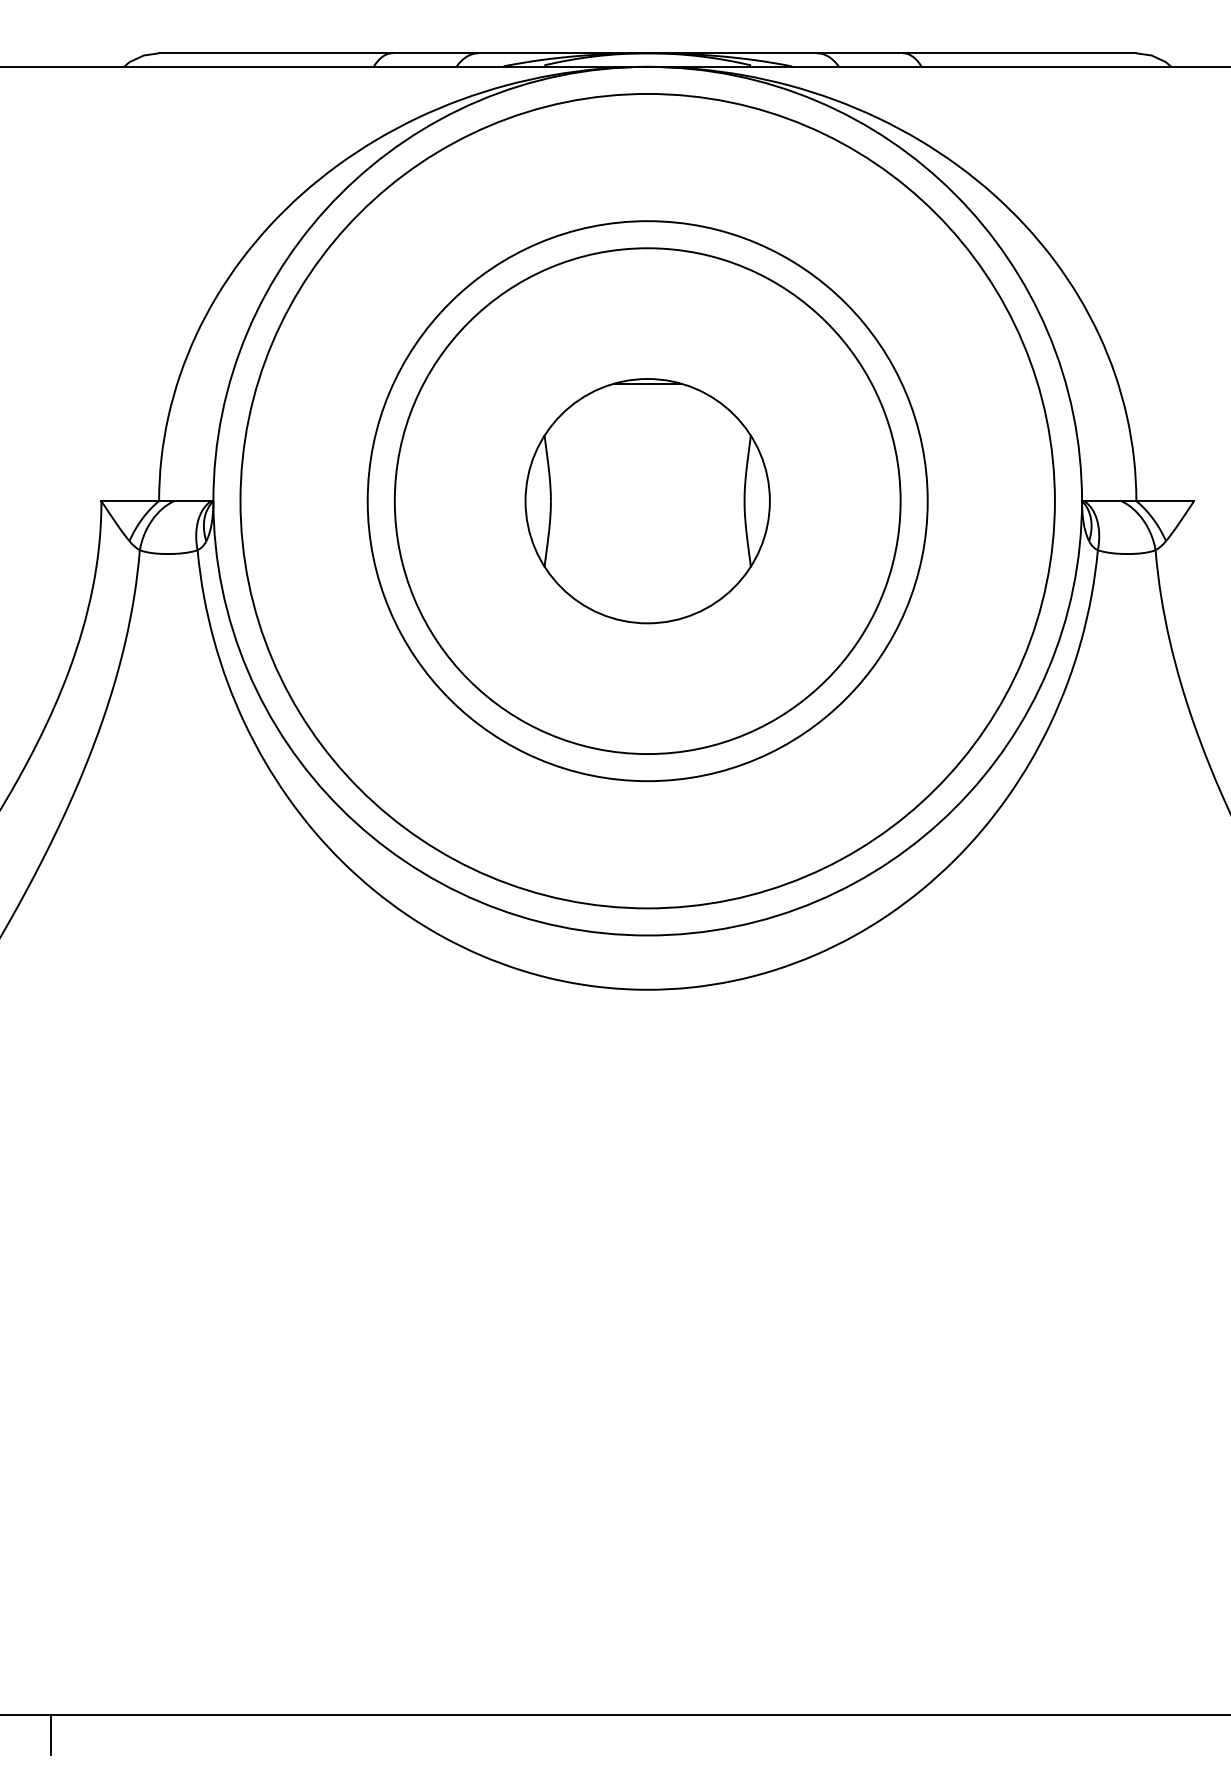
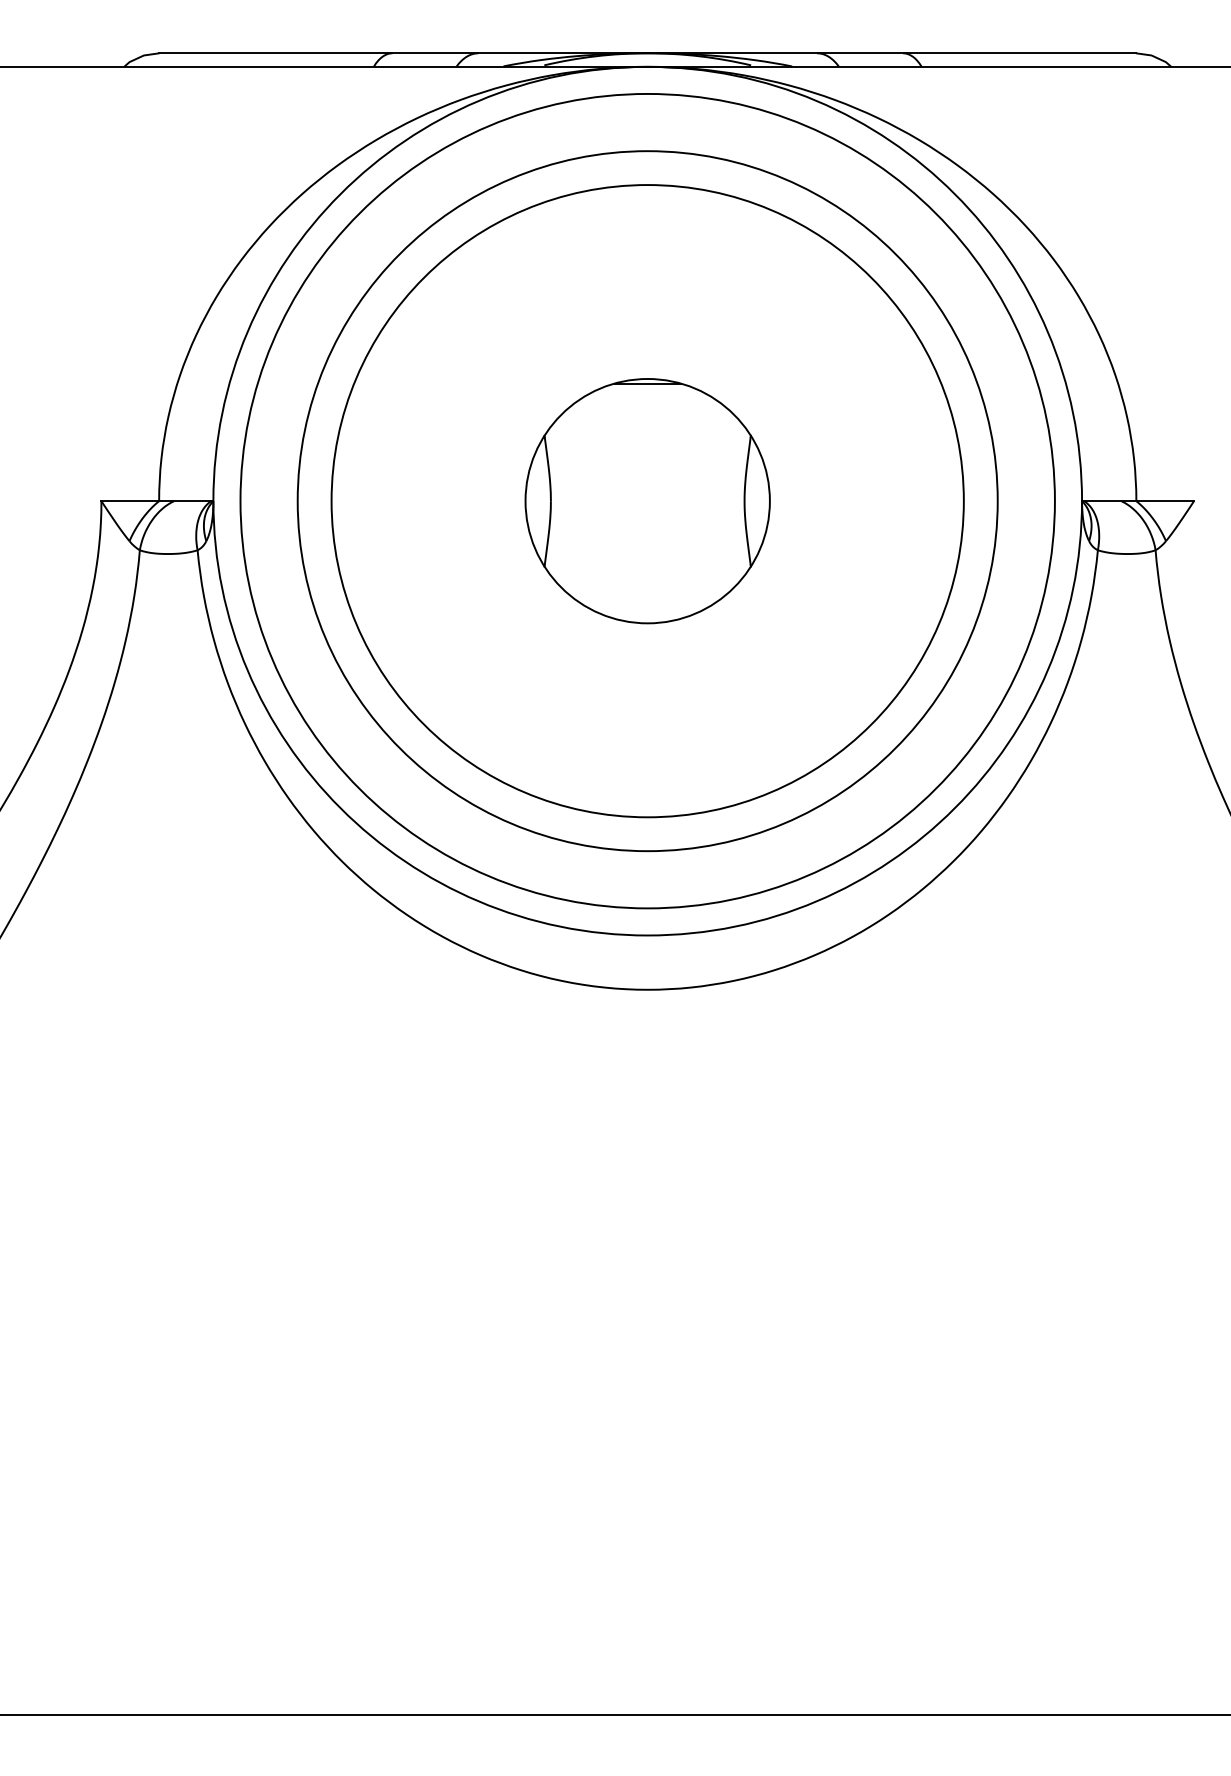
circle diameter: 506 px -> 632 px (647, 501)
circle diameter: 560 px -> 700 px (647, 501)
line: present -> none (50, 1734)
